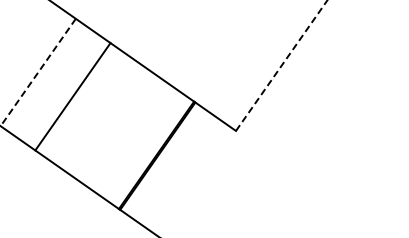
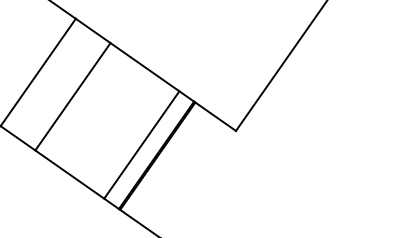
line: dashed -> solid (281, 65)
line: dashed -> solid (38, 72)
line: none -> present (141, 144)
